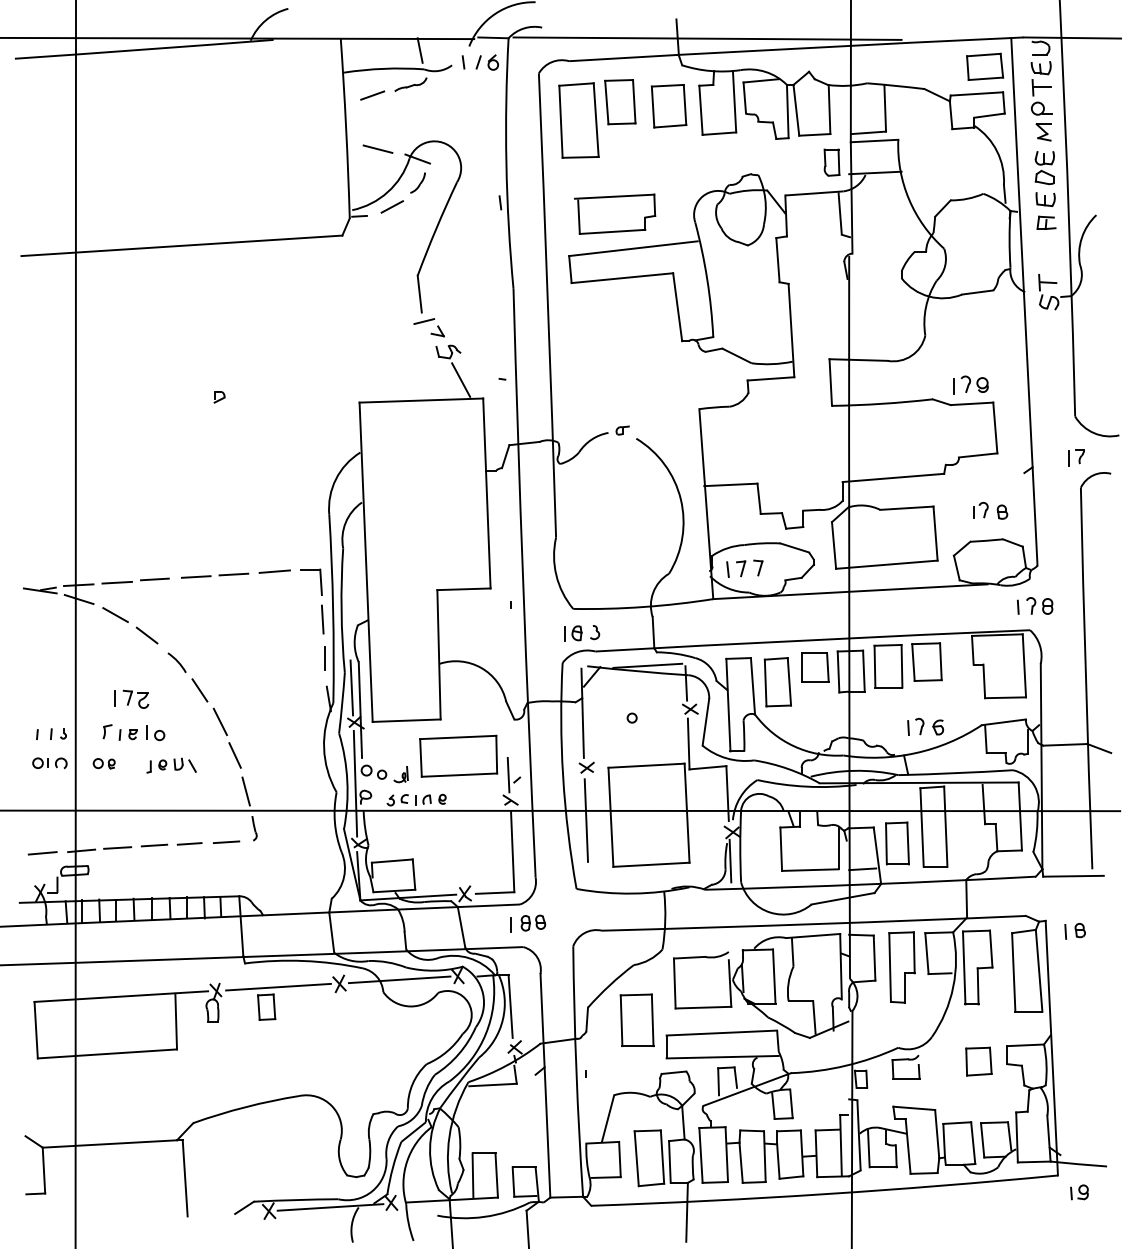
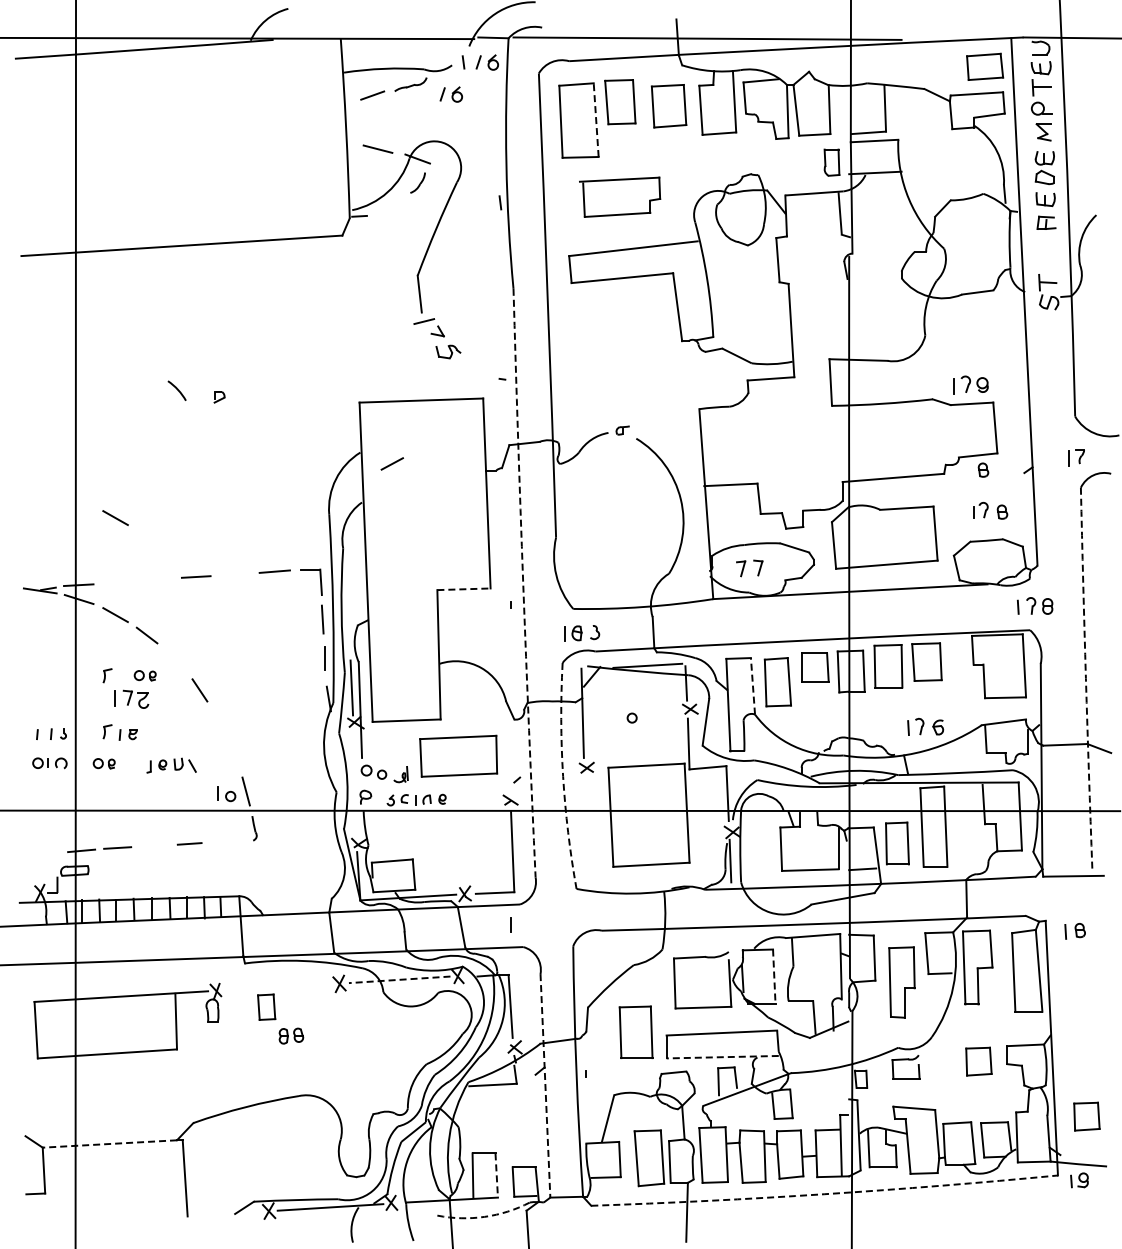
line: present -> none (419, 50)
part: none -> present (450, 94)
line: solid -> dashed (596, 120)
line position: (391, 206) -> (391, 463) (391, 463)
part position: (615, 213) -> (620, 196) (620, 196)
line: present -> none (461, 379)
part: none -> present (983, 469)
line: none -> present (115, 517)
line: present -> none (727, 569)
line: present -> none (233, 574)
line: present -> none (154, 579)
line: present -> none (116, 582)
arc: solid -> dashed (523, 583)
line: solid -> dashed (463, 589)
arc position: (176, 661) -> (176, 389) (176, 389)
part: none -> present (107, 675)
part: none -> present (144, 675)
arc: solid -> dashed (1085, 678)
line: solid -> dashed (752, 685)
part position: (155, 733) -> (226, 794) (226, 794)
part: present -> none (226, 737)
line: present -> none (508, 774)
arc: solid -> dashed (563, 776)
line: present -> none (355, 783)
line: present -> none (586, 820)
line: present -> none (226, 842)
line: present -> none (154, 845)
line: present -> none (42, 853)
part position: (533, 922) -> (291, 1035) (291, 1035)
part position: (901, 967) -> (901, 982) (901, 982)
line: solid -> dashed (774, 977)
line: solid -> dashed (399, 979)
line: present -> none (278, 986)
part position: (636, 1019) -> (635, 1031) (635, 1031)
line: solid -> dashed (722, 1057)
line: solid -> dashed (545, 1085)
part: none -> present (1086, 1116)
line: solid -> dashed (109, 1144)
line: solid -> dashed (496, 1175)
part position: (1079, 1192) -> (1079, 1180) (1079, 1180)
arc: solid -> dashed (824, 1194)
arc: solid -> dashed (484, 1216)
